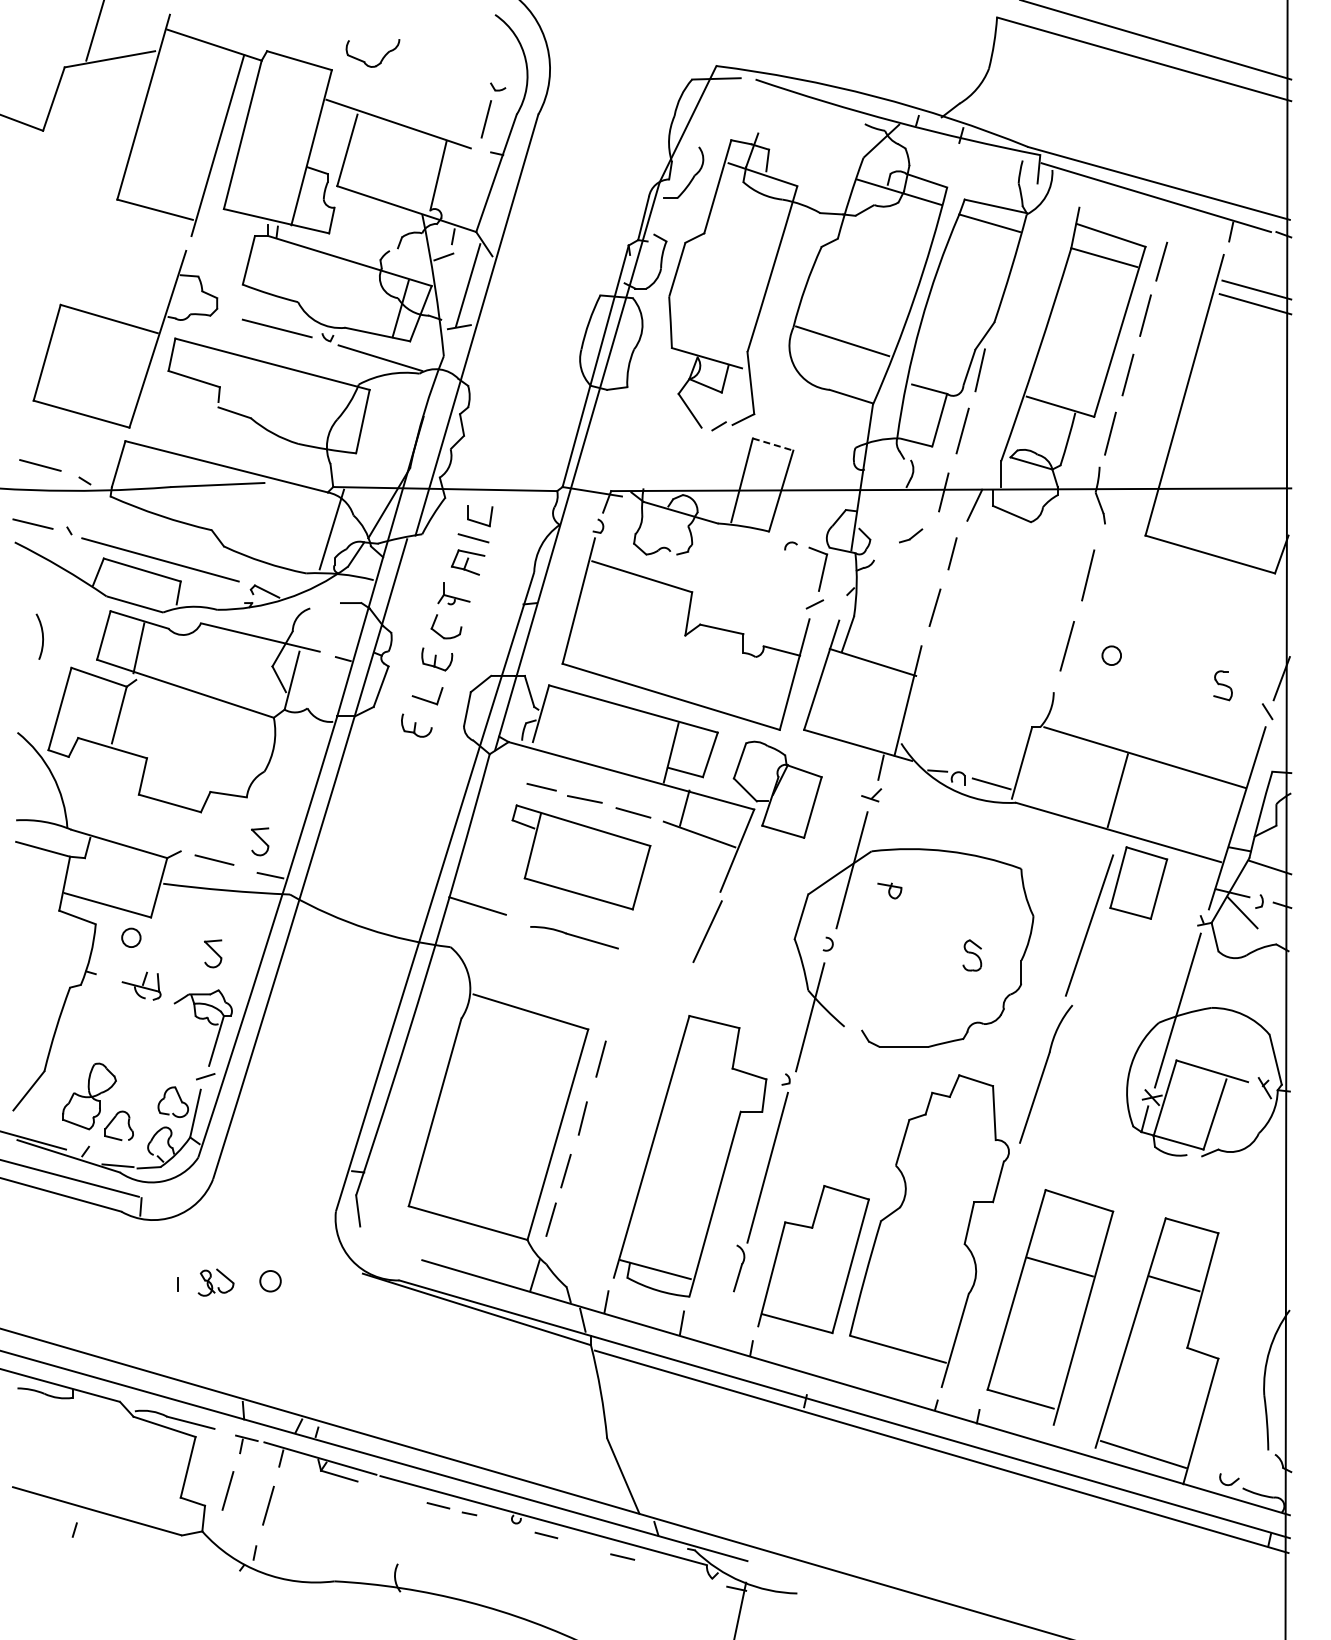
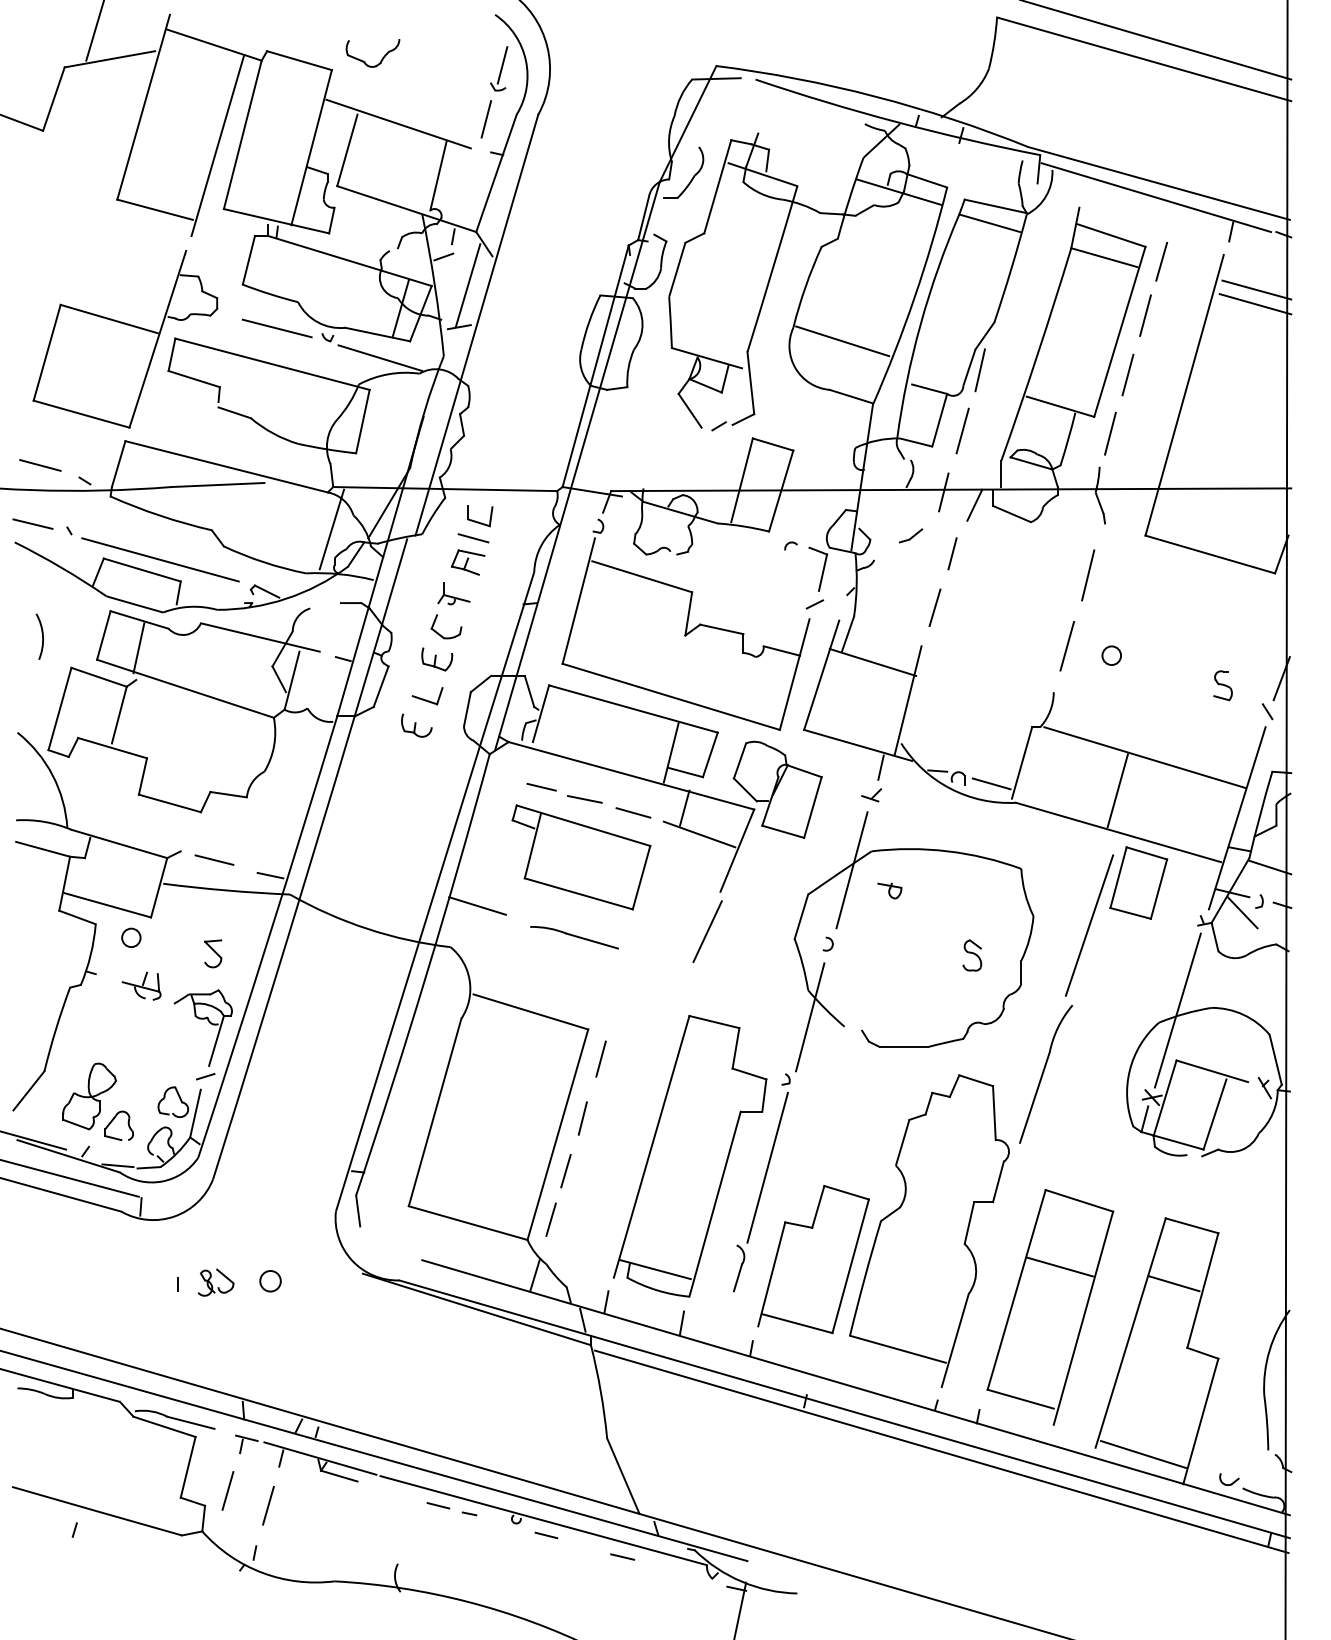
line: none -> present (502, 65)
line: dashed -> solid (773, 444)
part: present -> none (260, 841)
